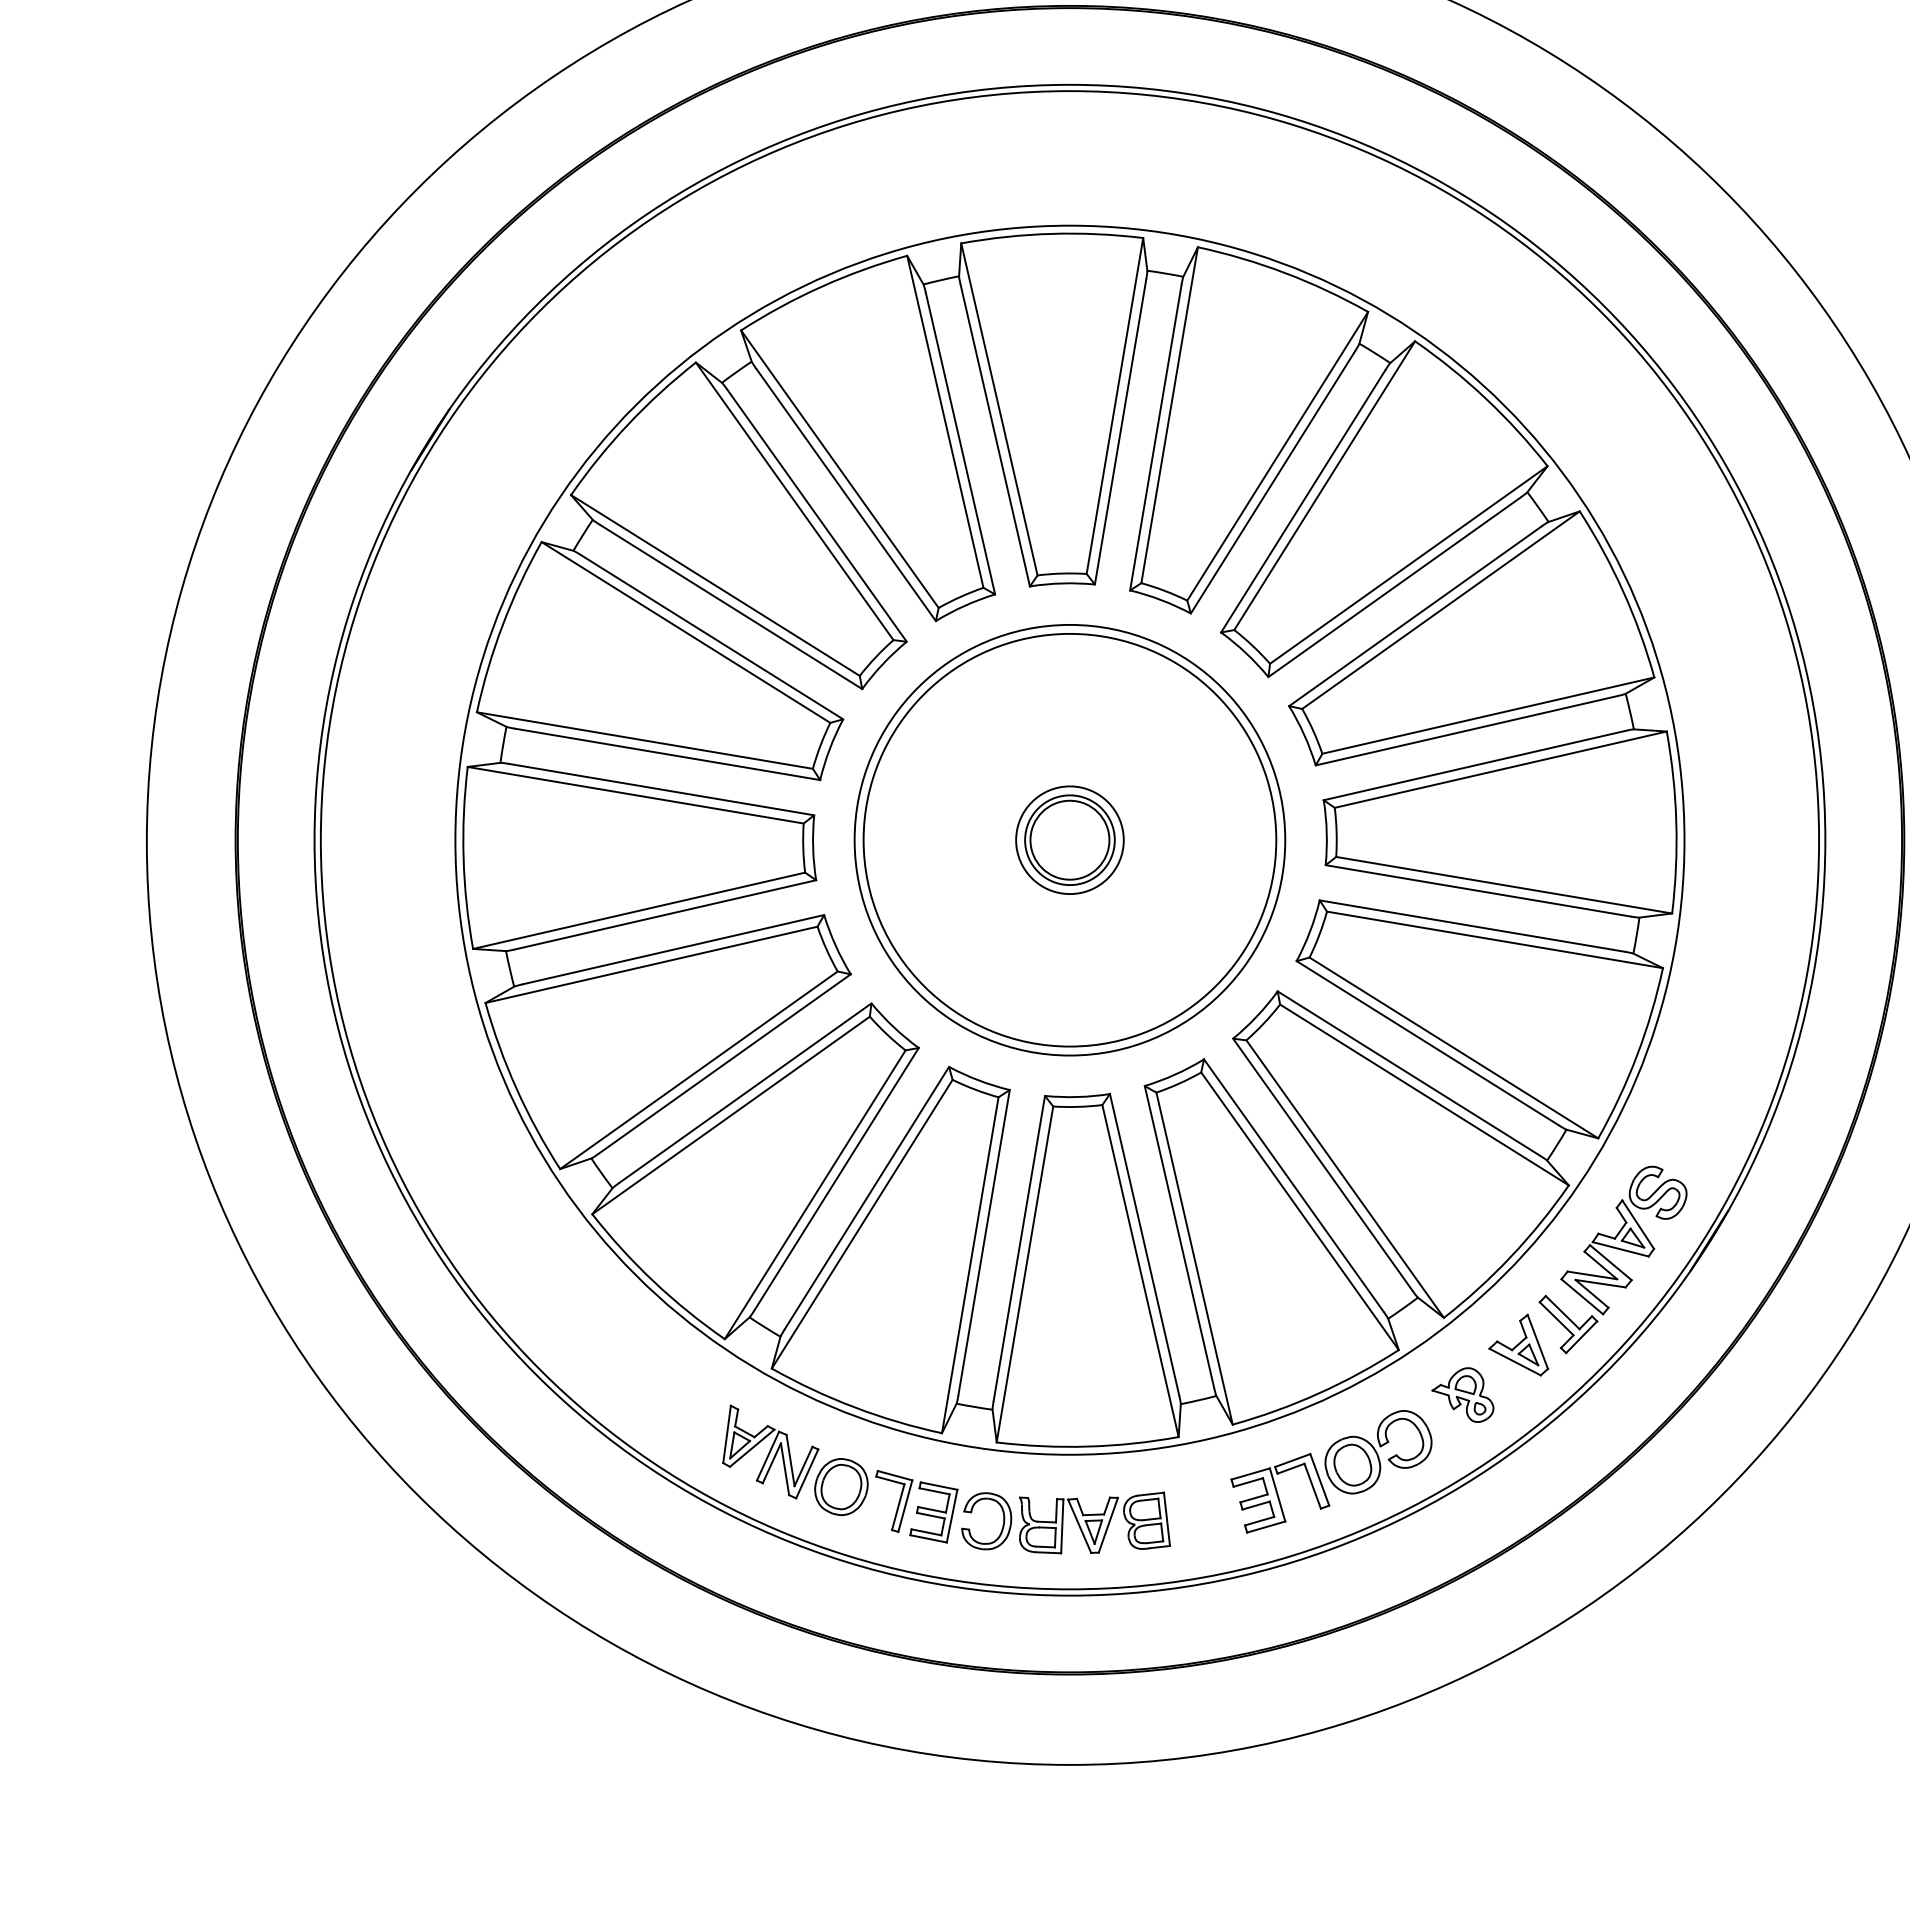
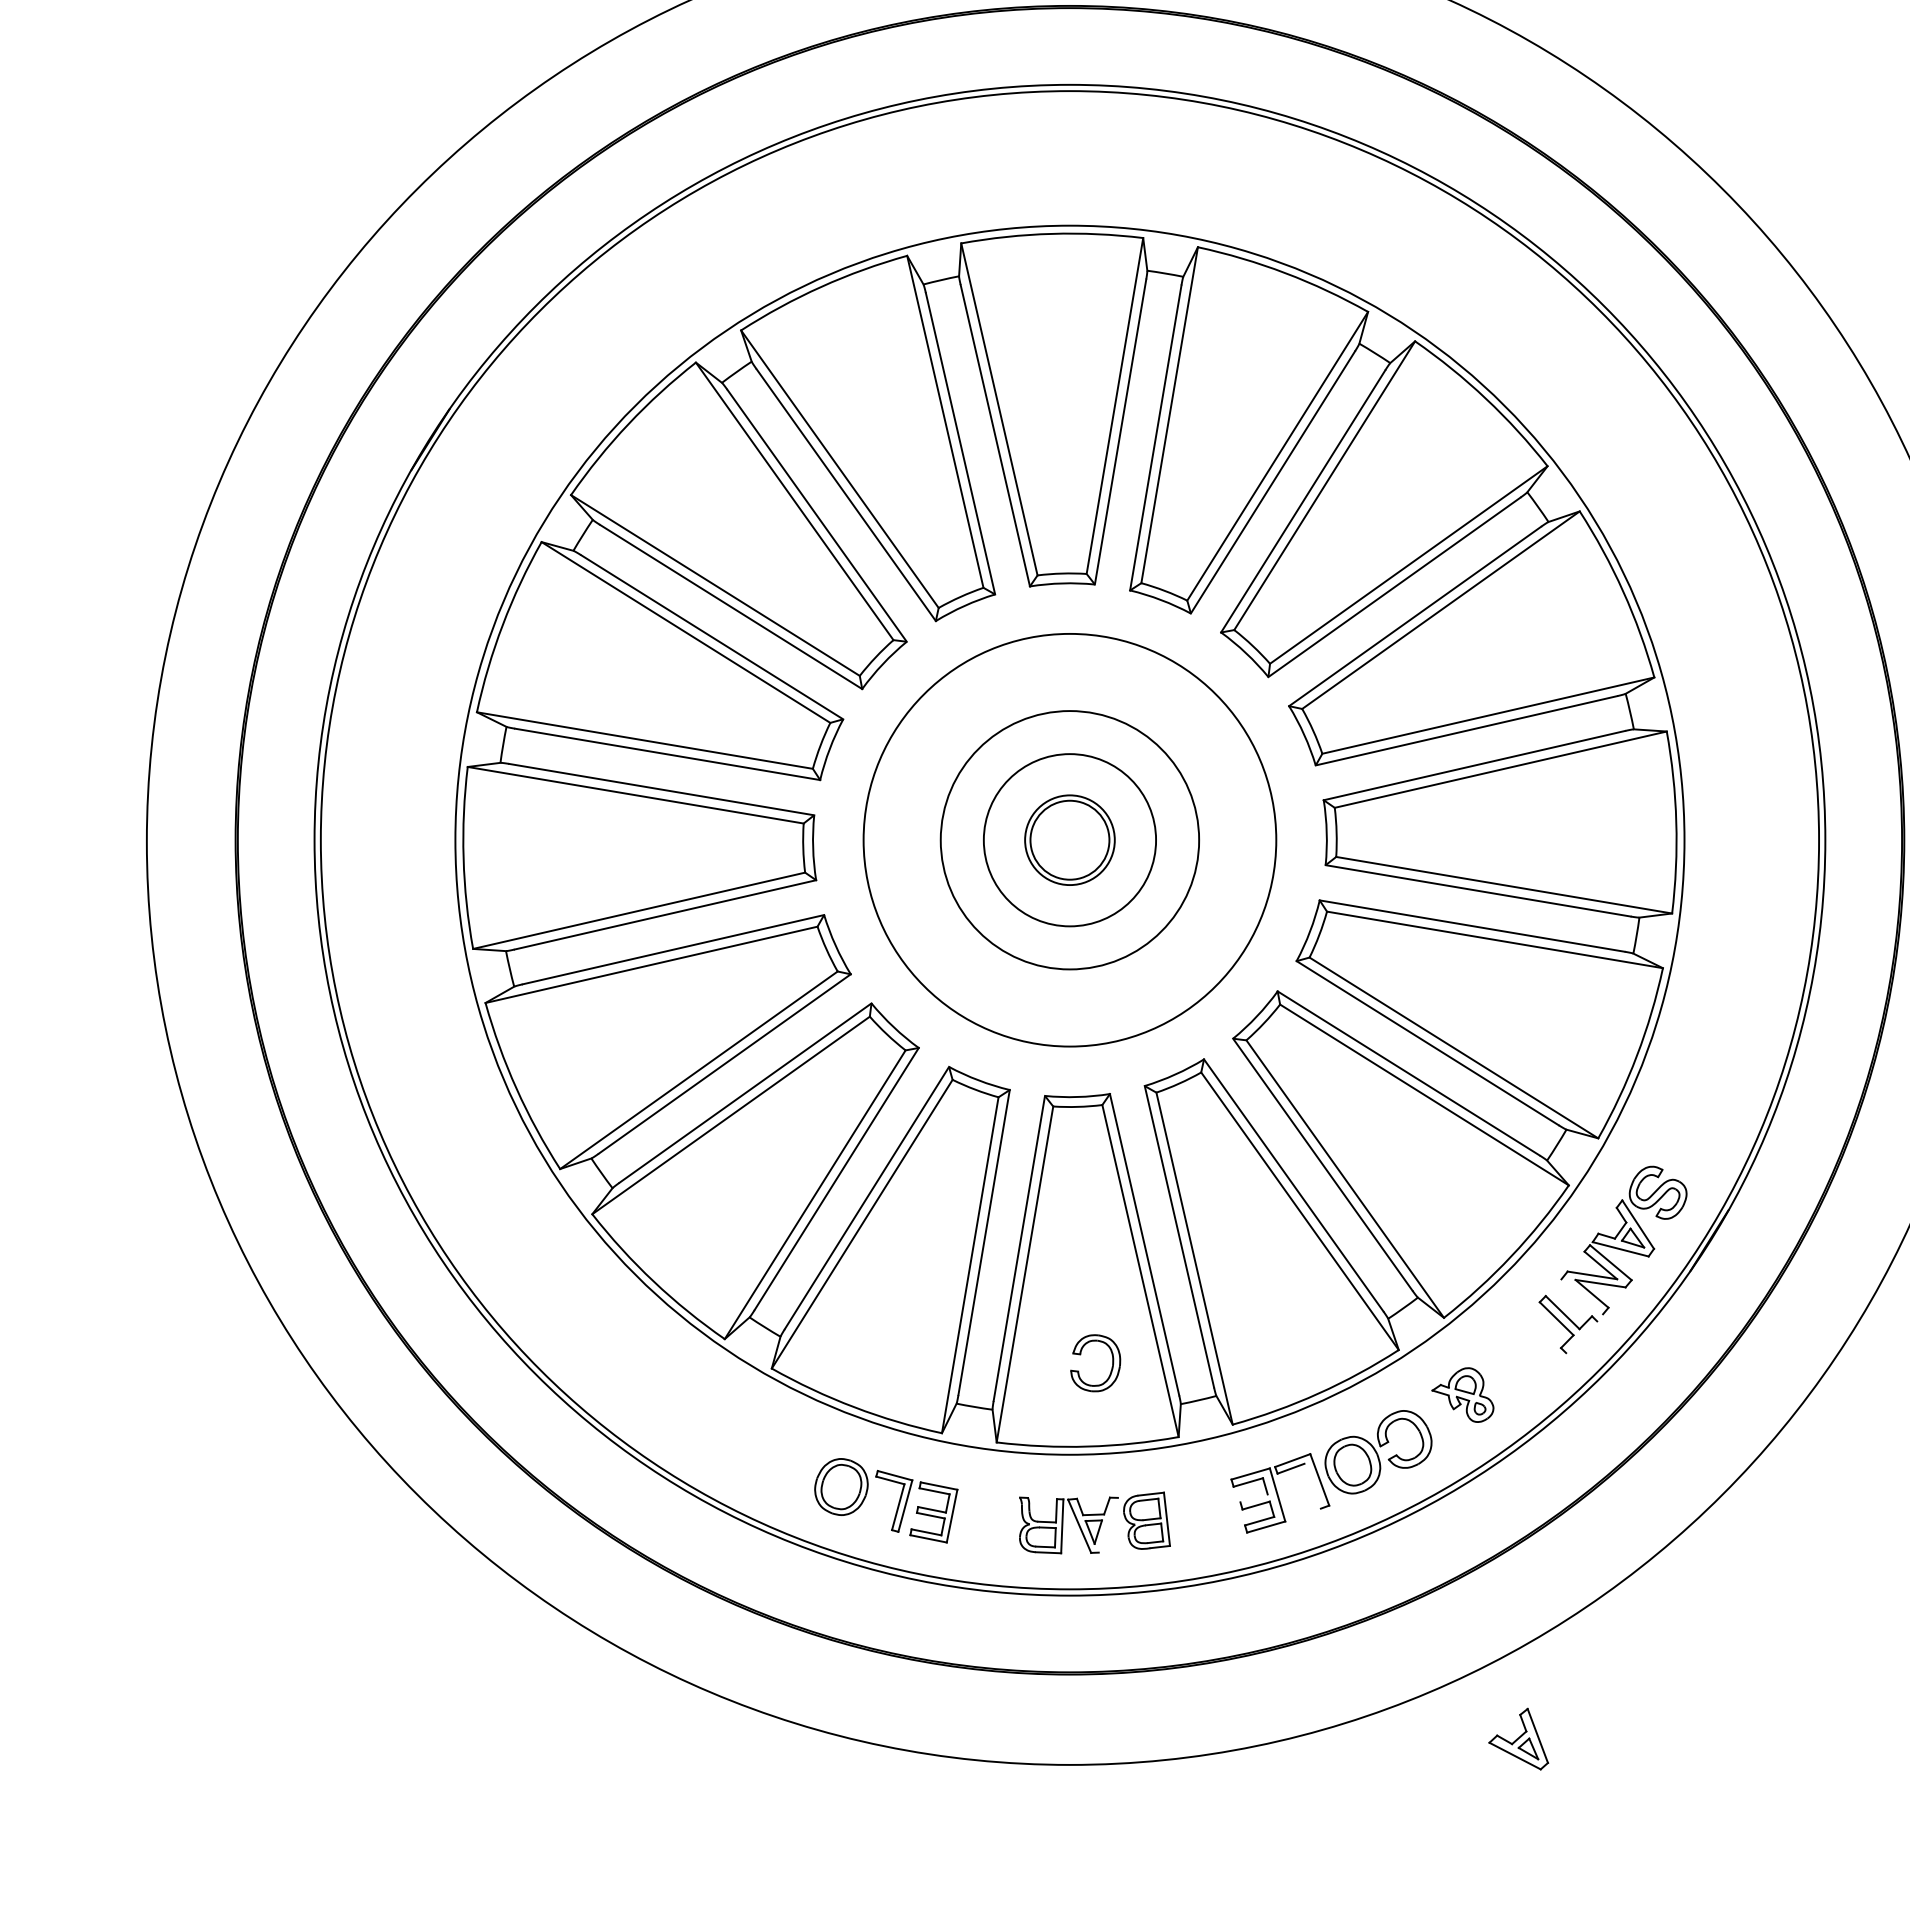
circle diameter: 431 px -> 258 px (1069, 840)
circle diameter: 108 px -> 172 px (1069, 840)
line: present -> none (1582, 1296)
line: present -> none (1581, 1337)
part position: (1518, 1344) -> (1518, 1738) (1518, 1738)
part: present -> none (770, 1451)
line: present -> none (1312, 1485)
line: present -> none (1253, 1498)
line: present -> none (1107, 1524)
part position: (1002, 1525) -> (1111, 1367) (1111, 1367)
